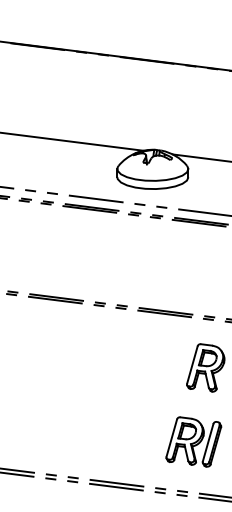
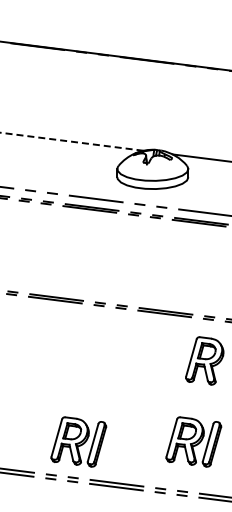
line: solid -> dashed (72, 141)
part position: (205, 367) -> (204, 360) (204, 360)
part: none -> present (78, 441)
